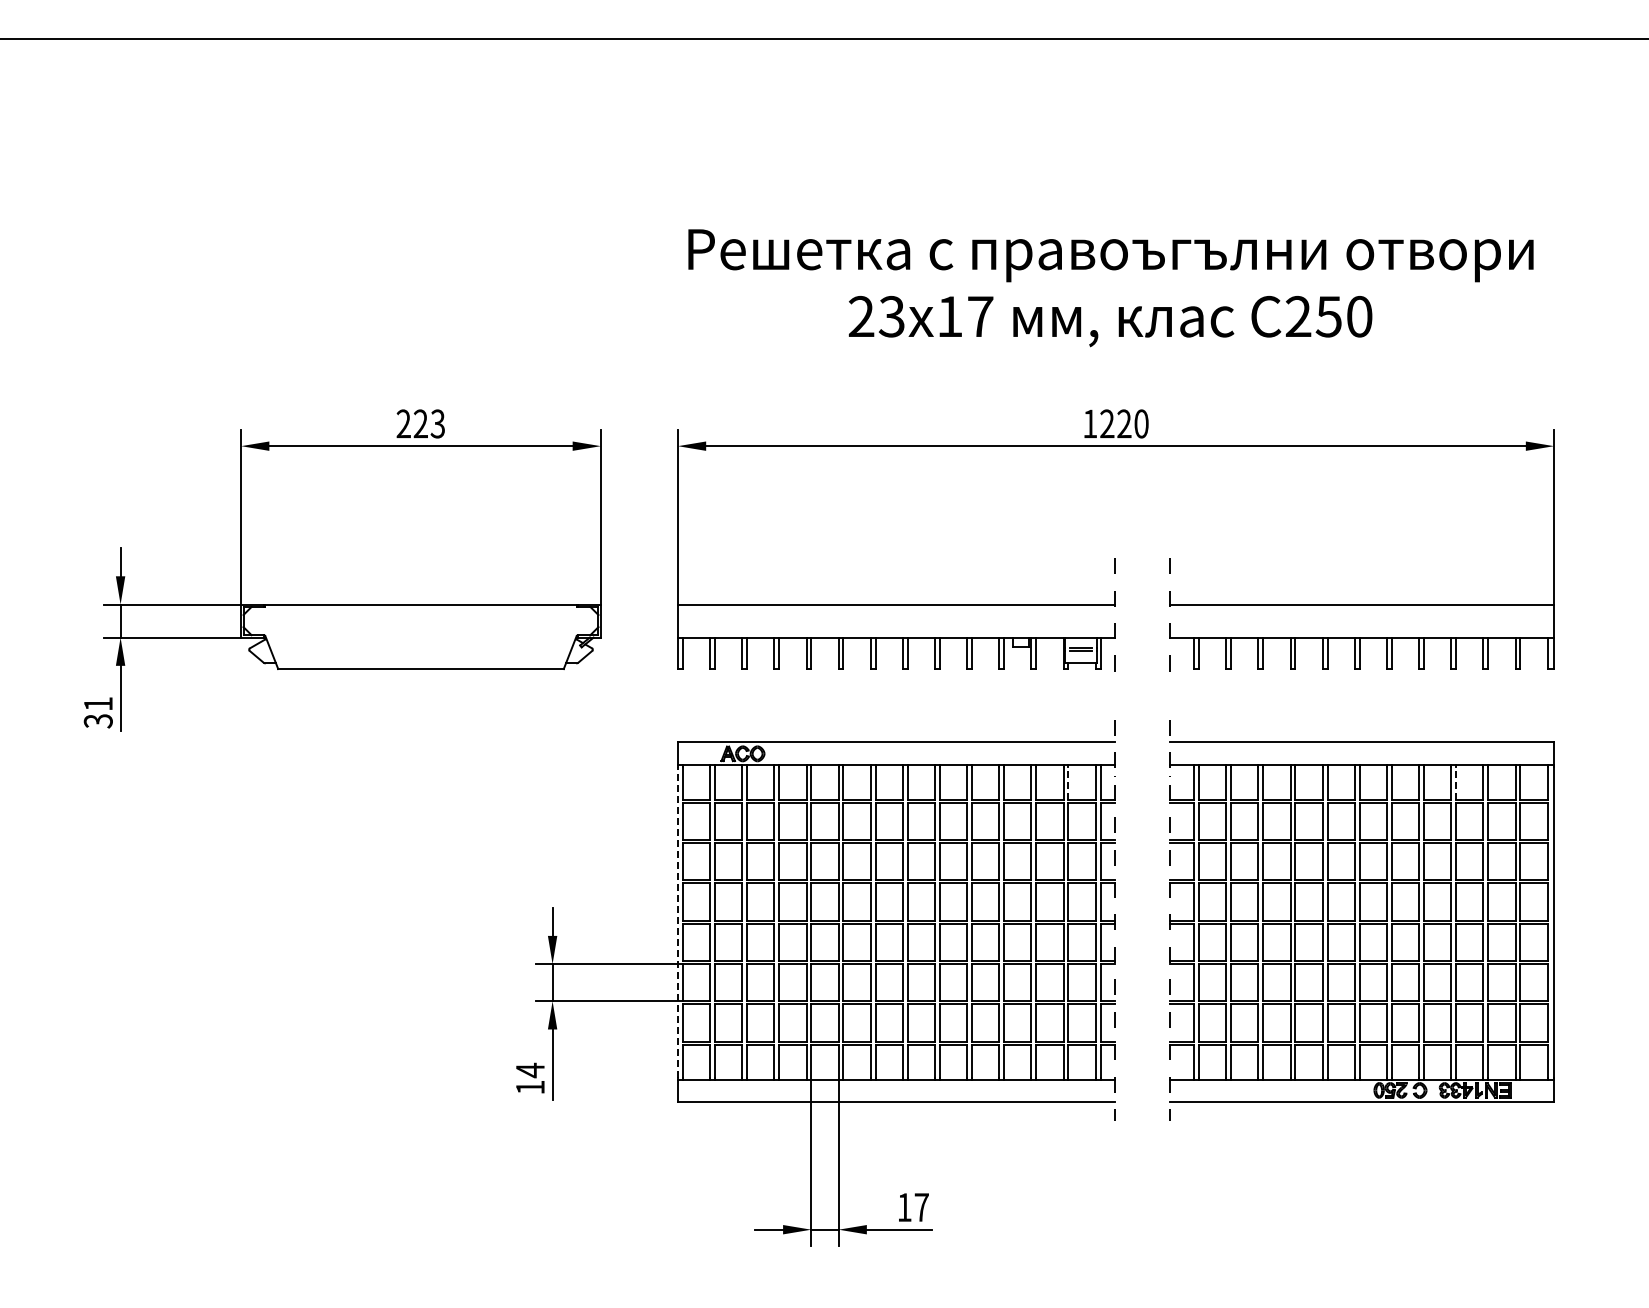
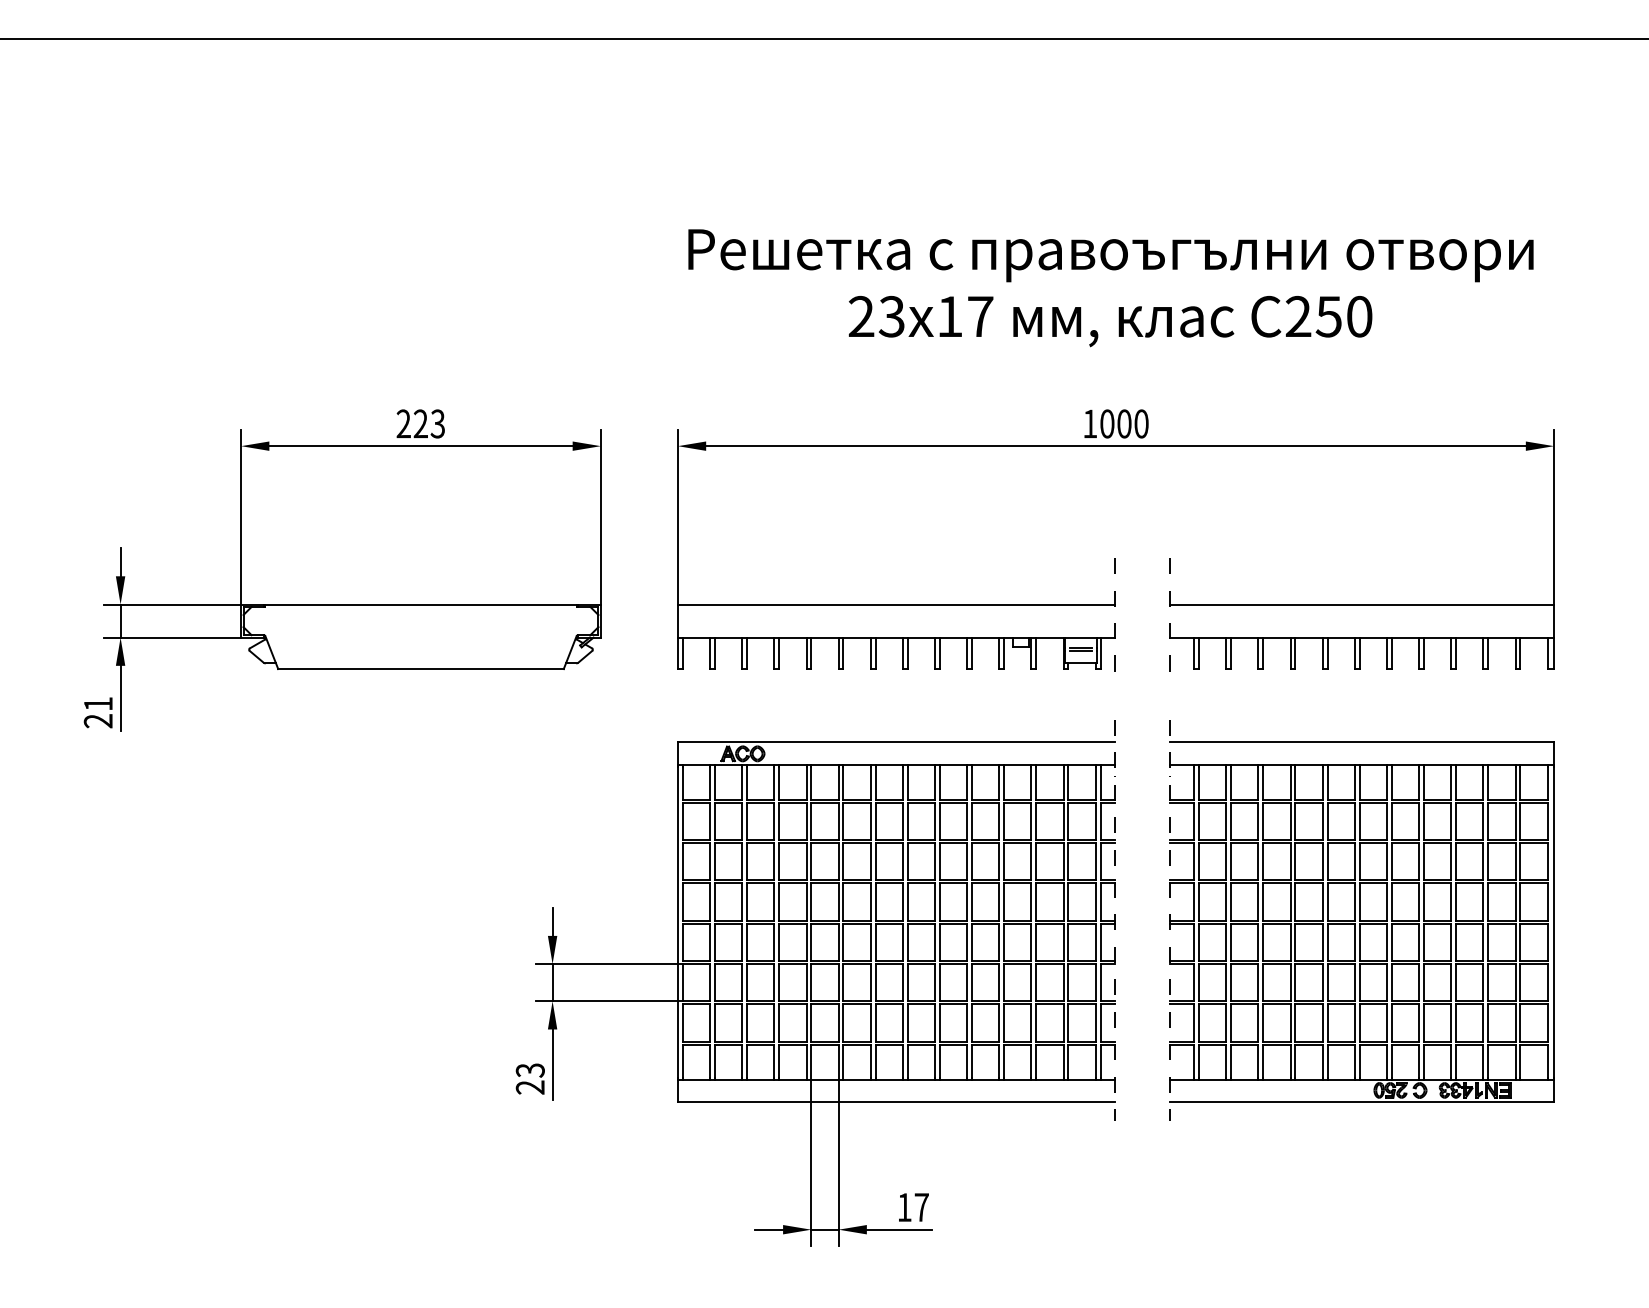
text: 1220 -> 1000 (1115, 423)
text: 31 -> 21 (98, 721)
line: dashed -> solid (1068, 783)
line: dashed -> solid (1456, 783)
line: dashed -> solid (677, 922)
text: 14 -> 23 (529, 1078)
